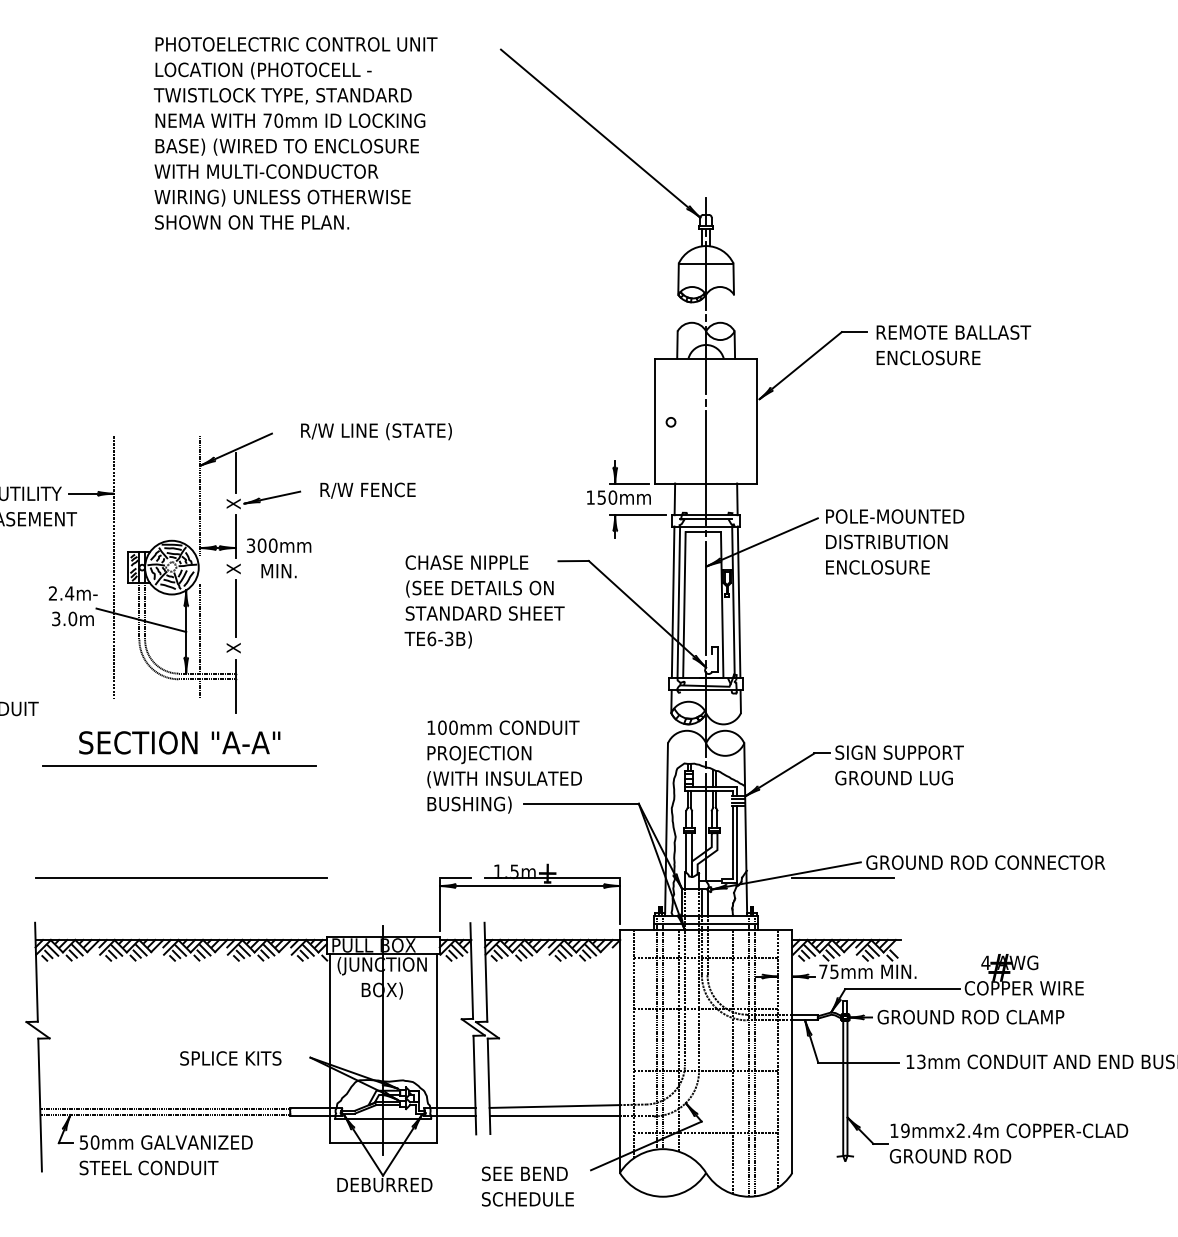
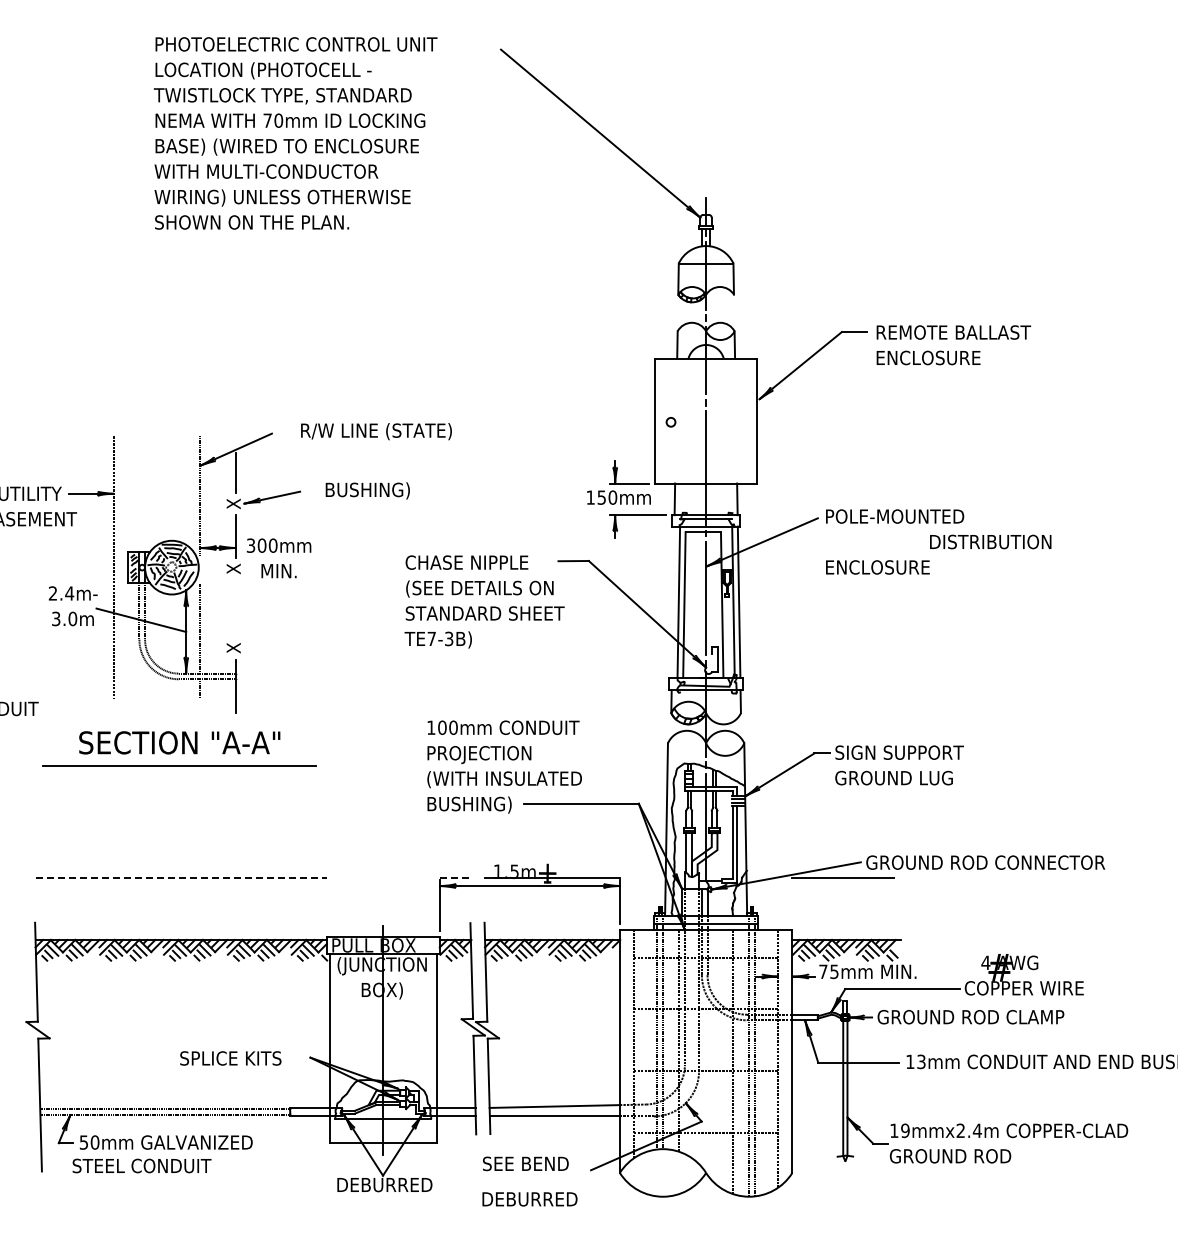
text: R/W FENCE -> BUSHING) (367, 490)
text position: (886, 541) -> (990, 541) (990, 541)
line: present -> none (672, 601)
line: present -> none (235, 608)
text: TE6-3B) -> TE7-3B) (431, 638)
line: solid -> dashed (181, 877)
line: solid -> dashed (455, 877)
text position: (148, 1167) -> (141, 1165) (141, 1165)
text position: (524, 1173) -> (525, 1163) (525, 1163)
text: SCHEDULE -> DEBURRED (529, 1199)
